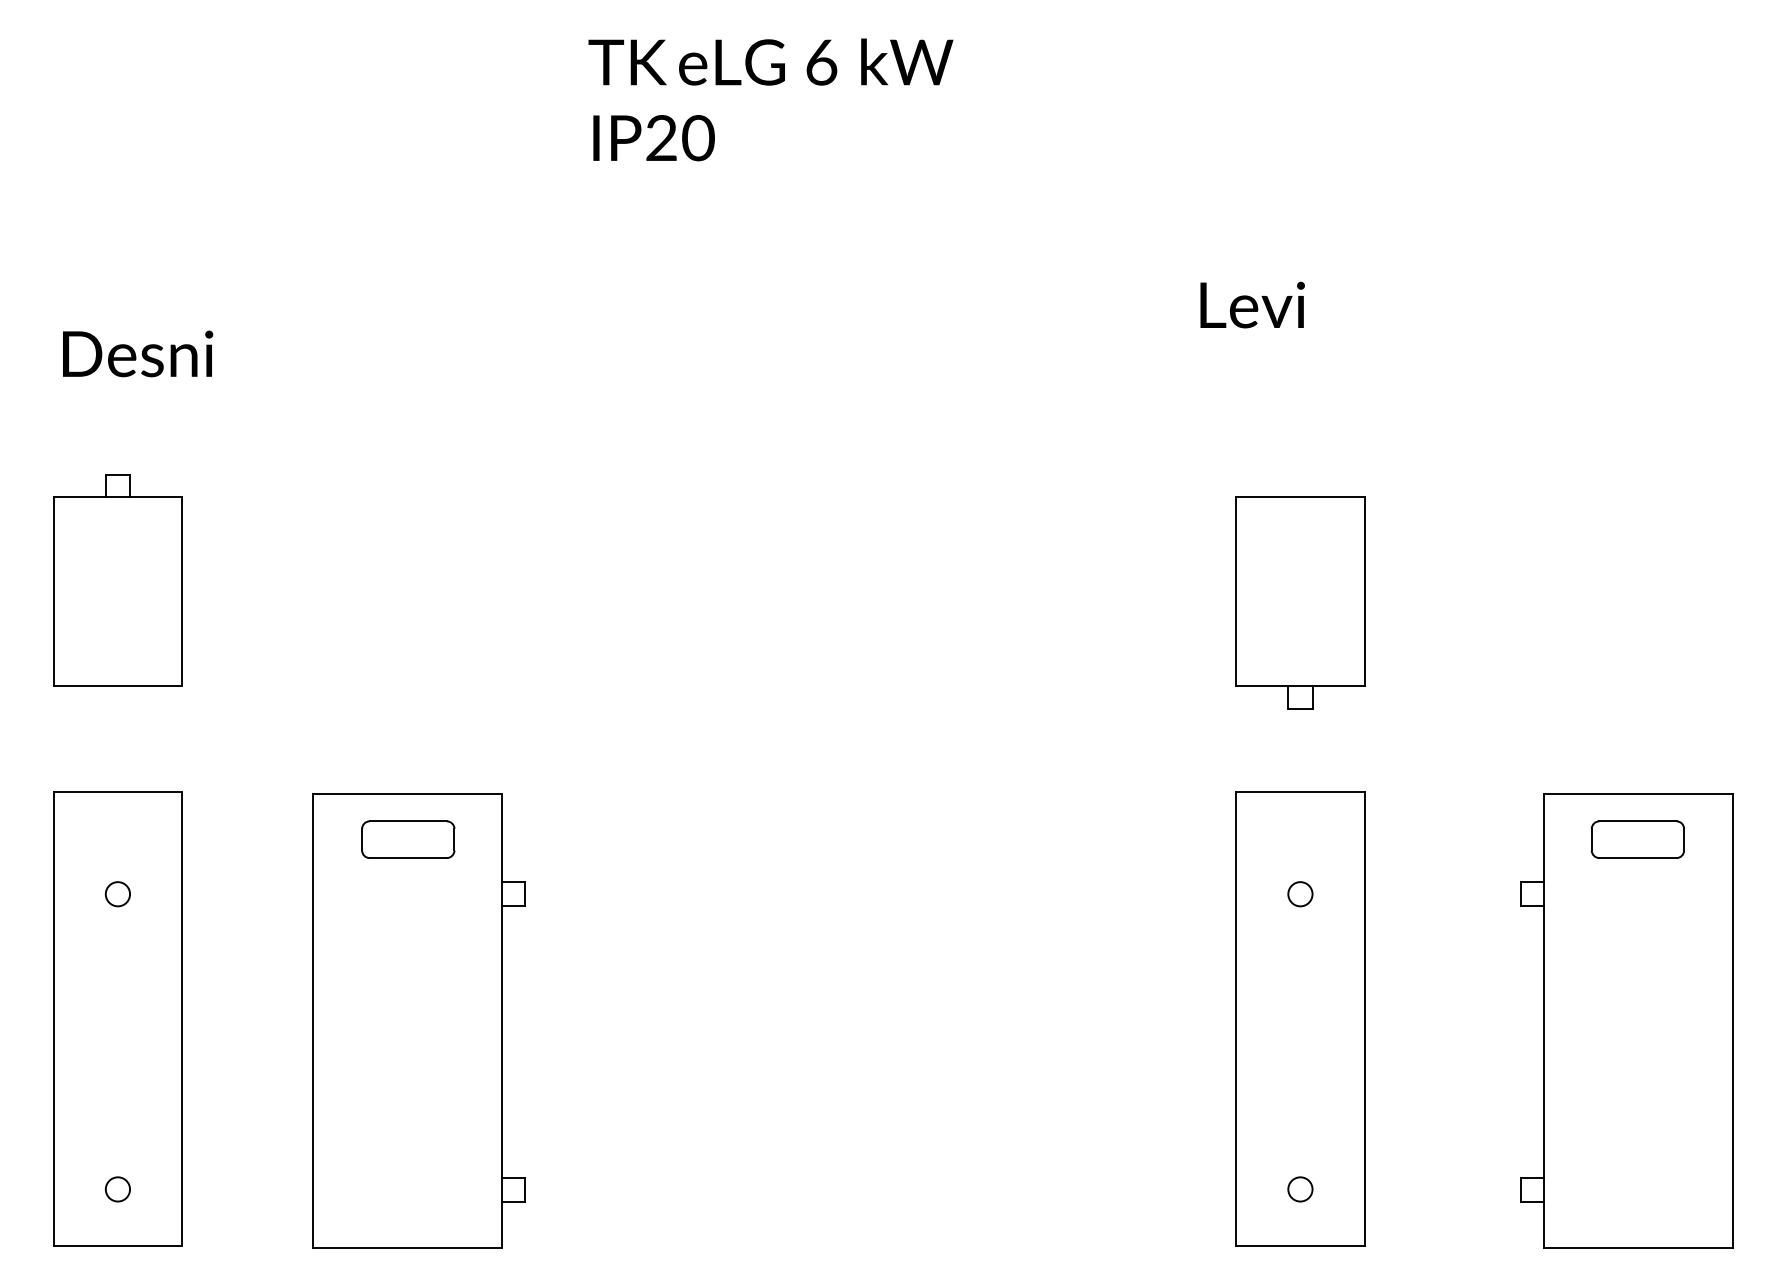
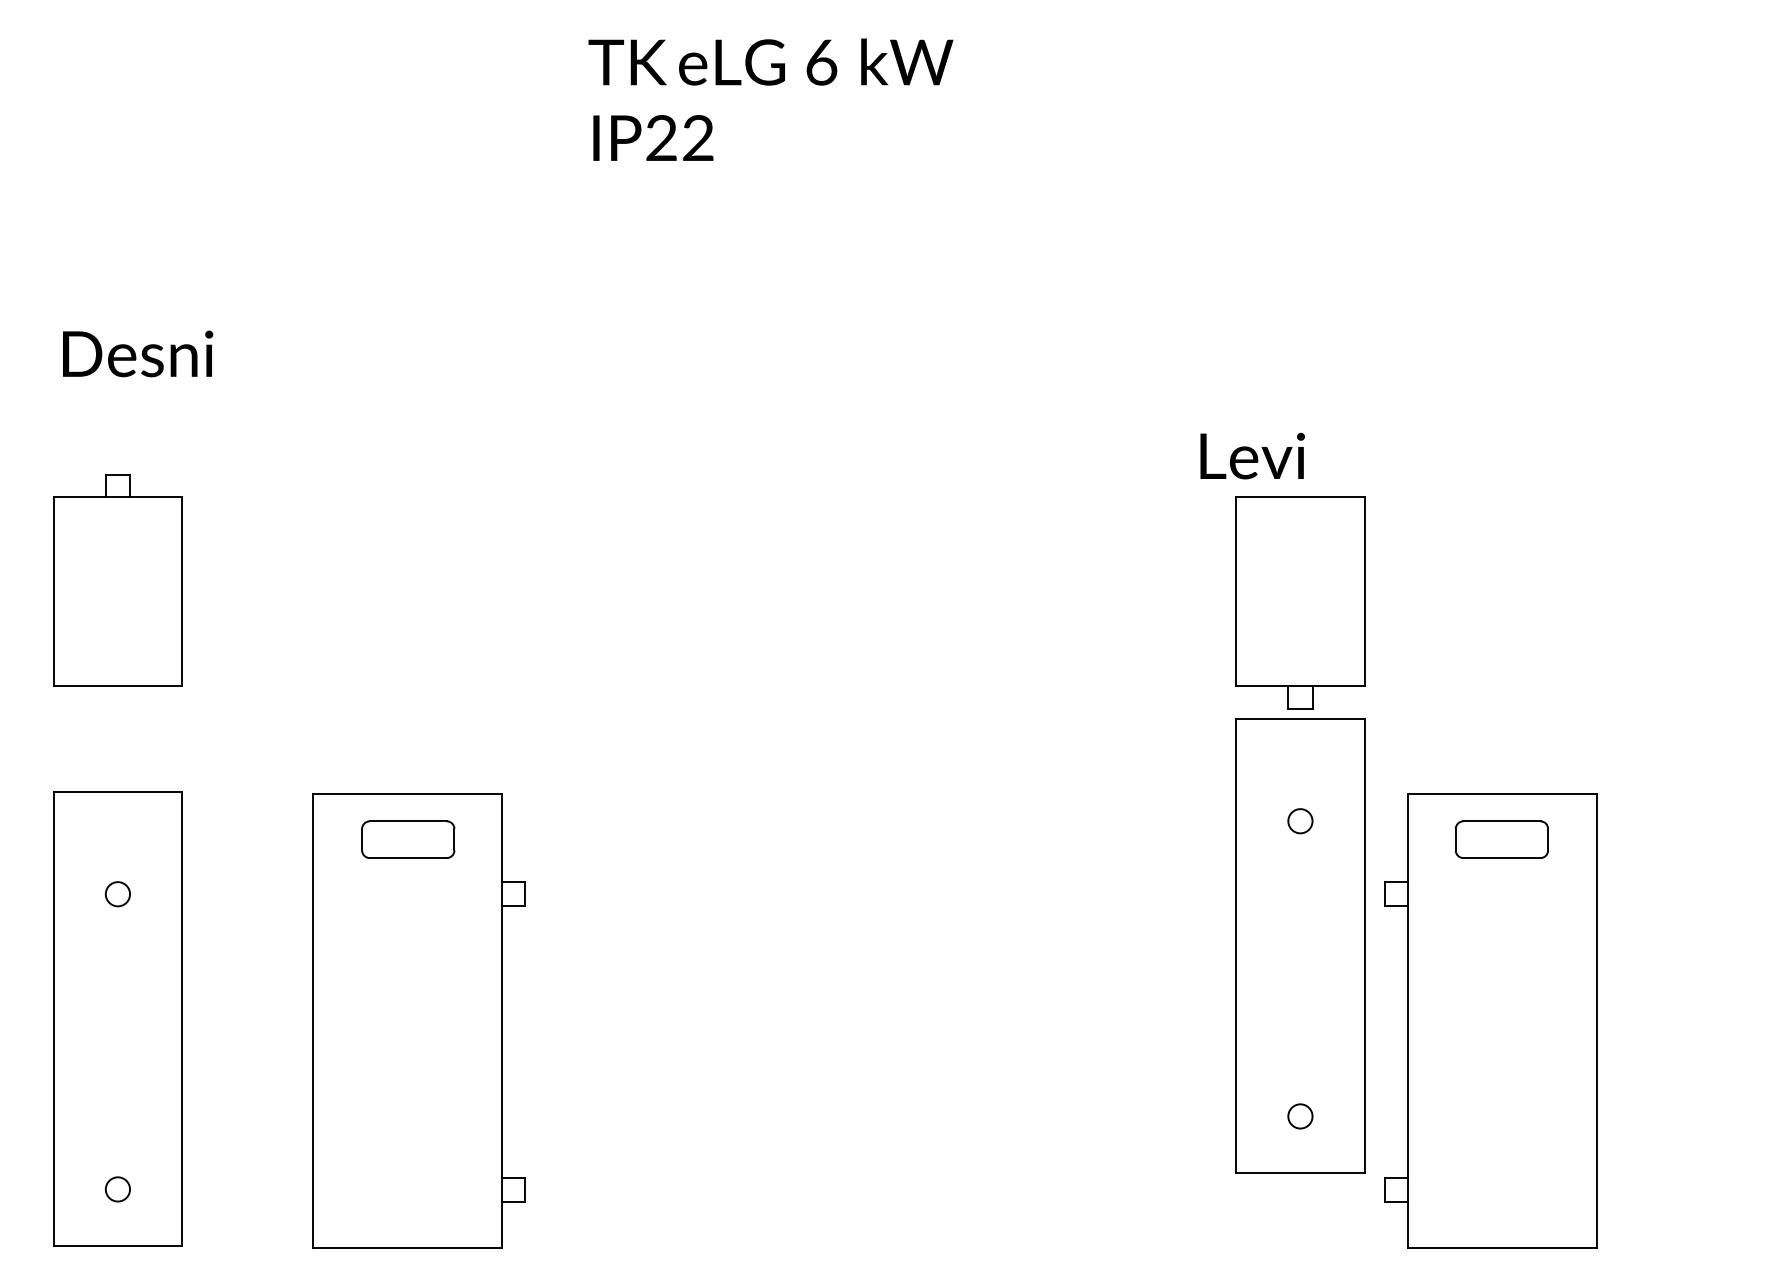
text: IP20 -> IP22 (698, 138)
text position: (1252, 304) -> (1252, 455) (1252, 455)
part position: (1300, 1018) -> (1300, 945) (1300, 945)
part position: (1626, 1020) -> (1490, 1020) (1490, 1020)
